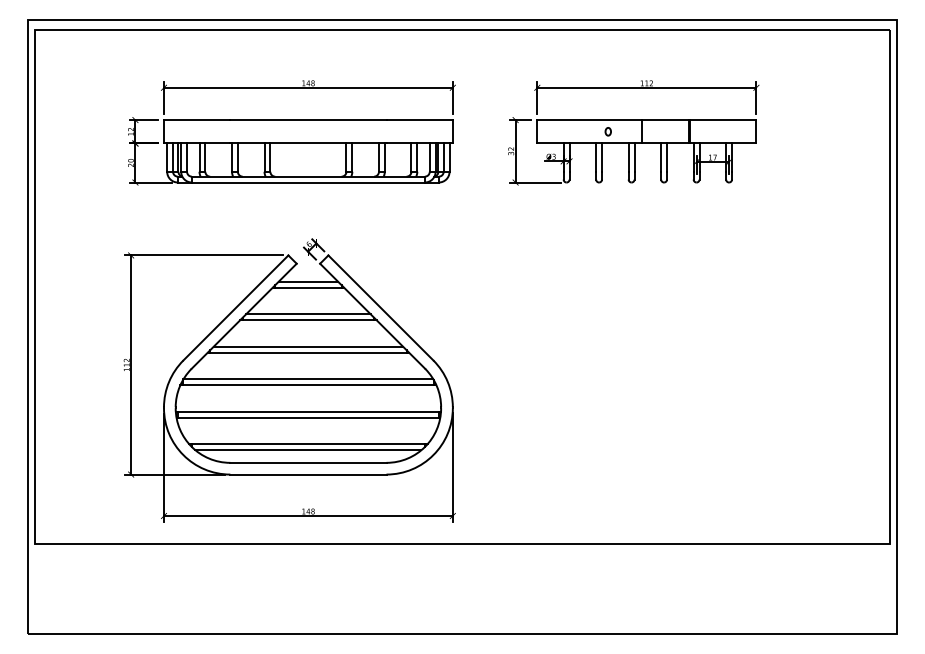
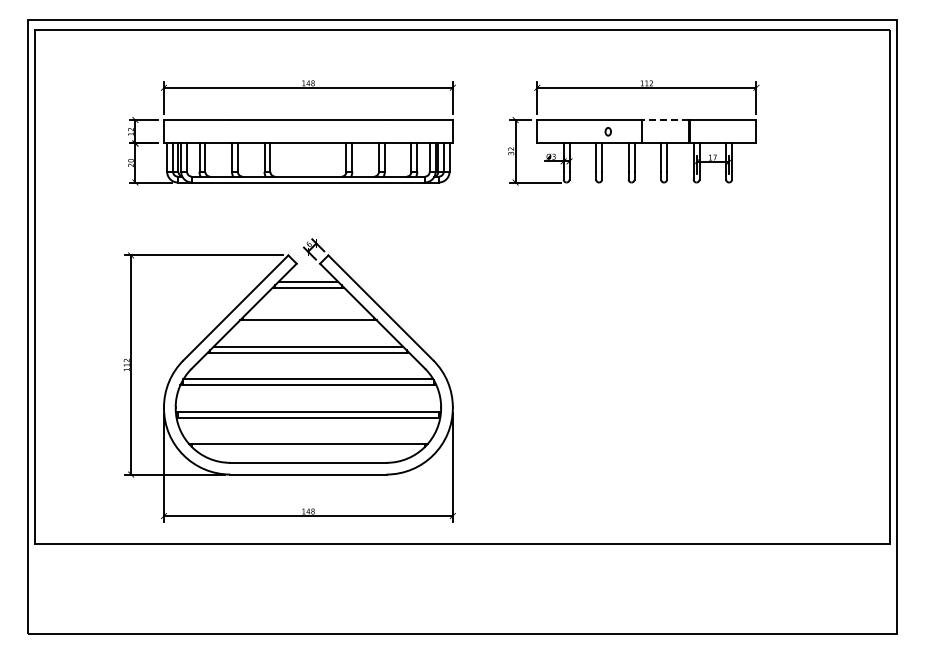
line: solid -> dashed (665, 120)
line: present -> none (308, 314)
line: present -> none (308, 450)
